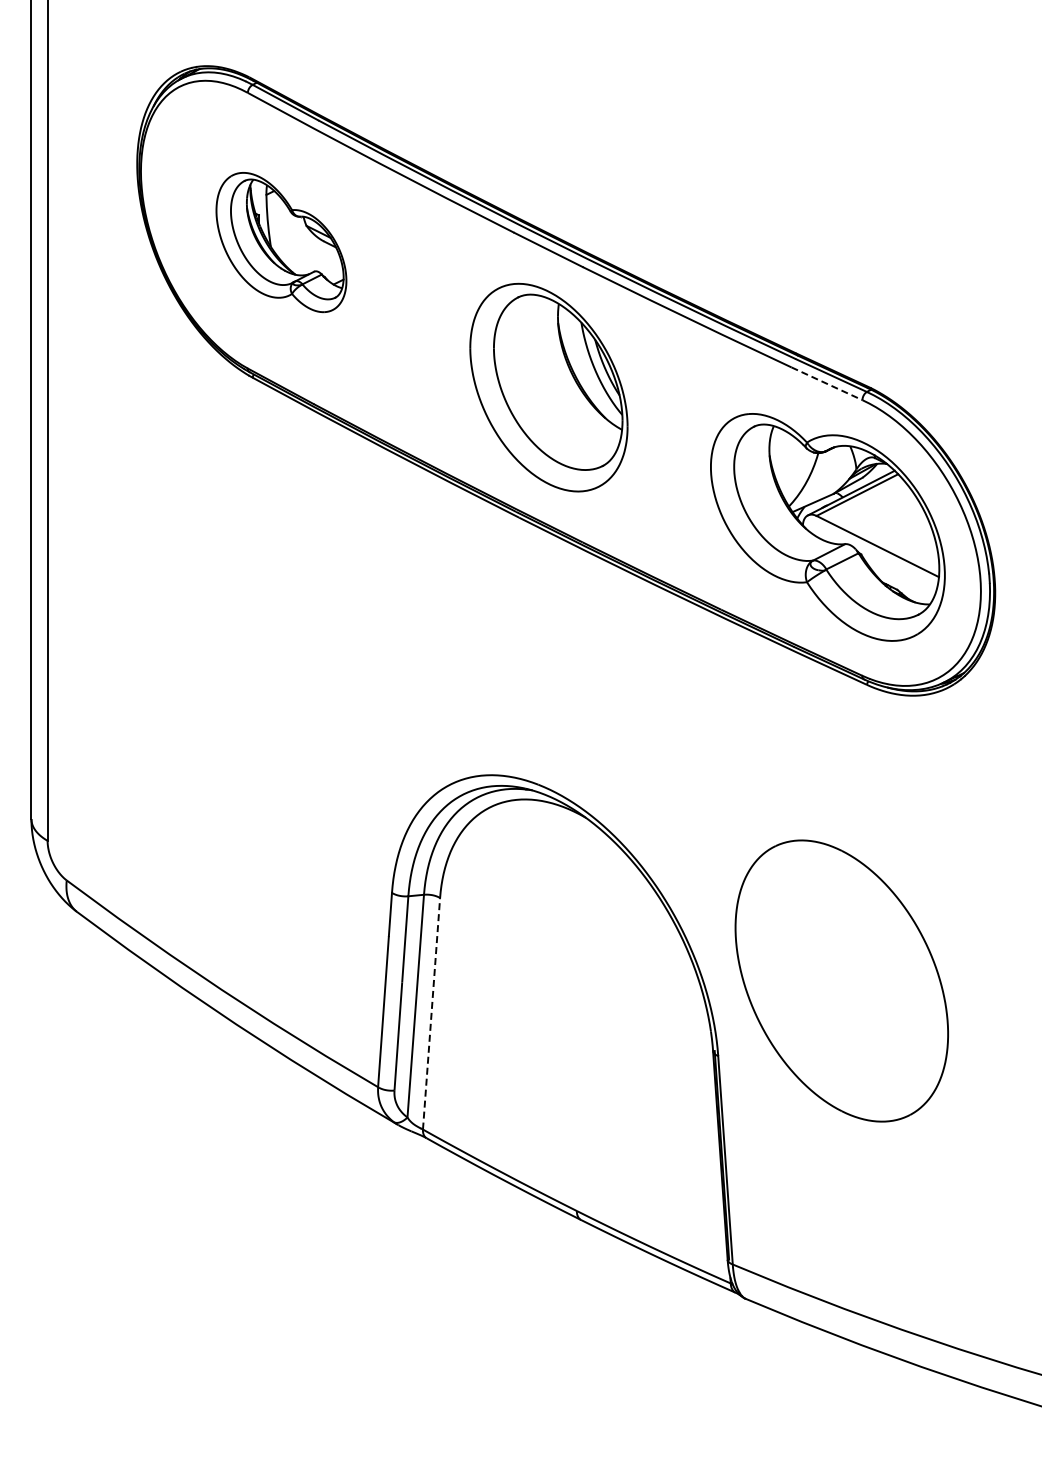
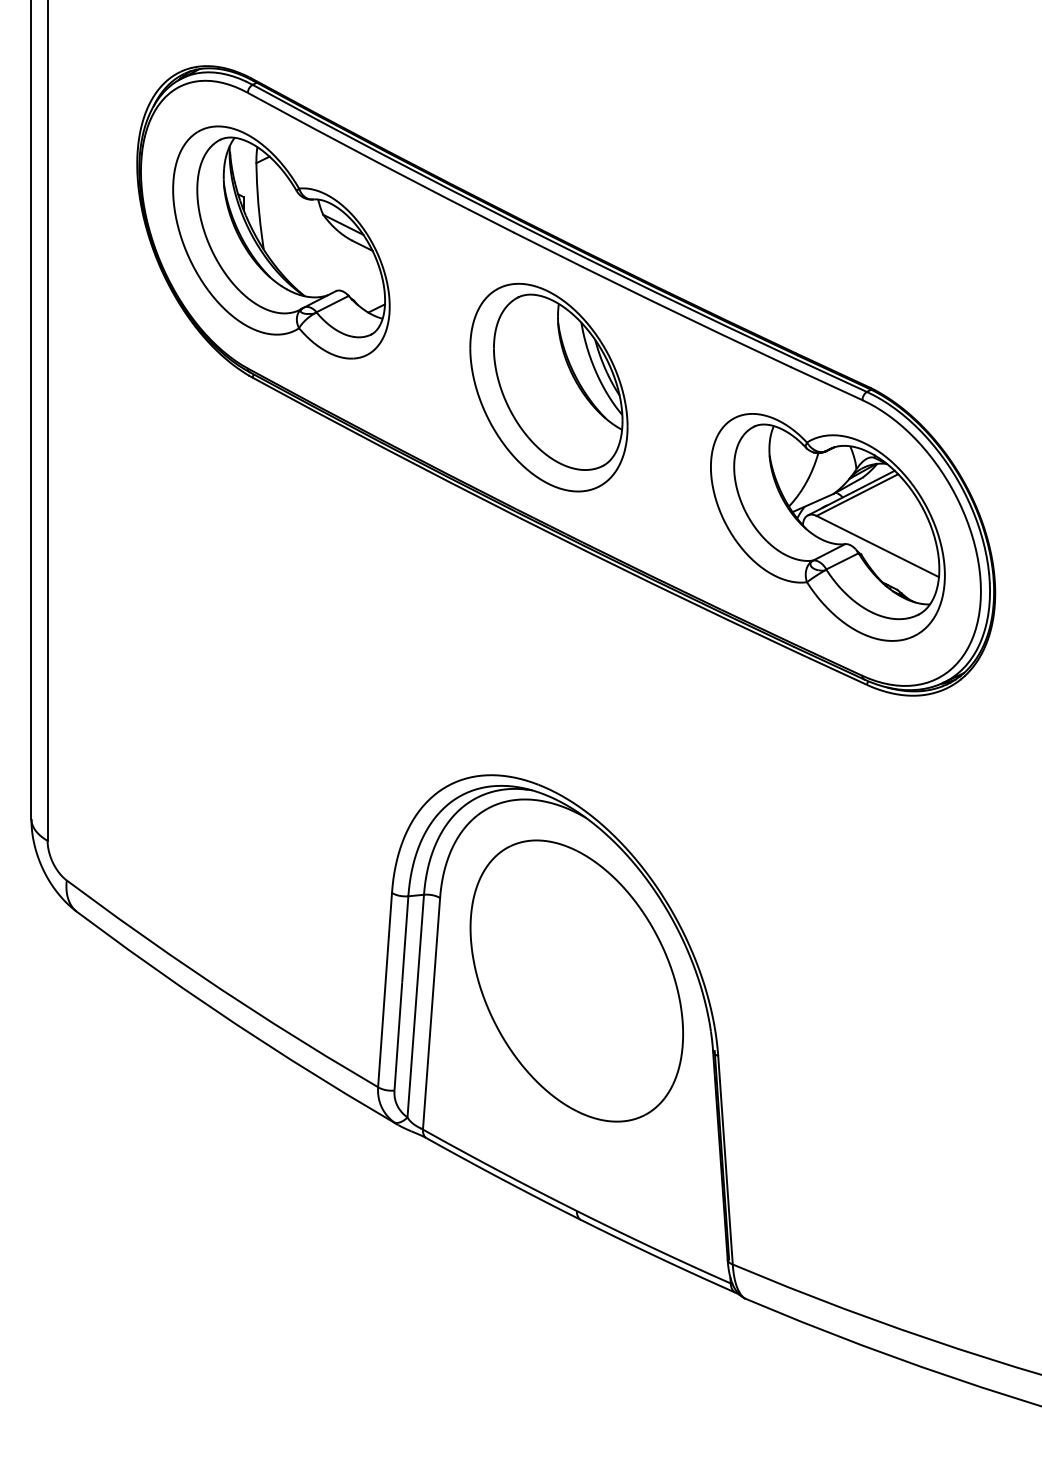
part size: 133x142 px -> 219x235 px (281, 242)
line: dashed -> solid (827, 384)
part position: (841, 980) -> (576, 980) (576, 980)
line: dashed -> solid (431, 1013)
